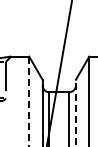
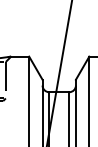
line: dashed -> solid (29, 101)
line: dashed -> solid (75, 112)
